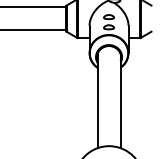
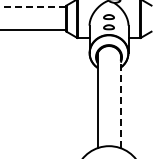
line: solid -> dashed (33, 7)
line: solid -> dashed (120, 101)
